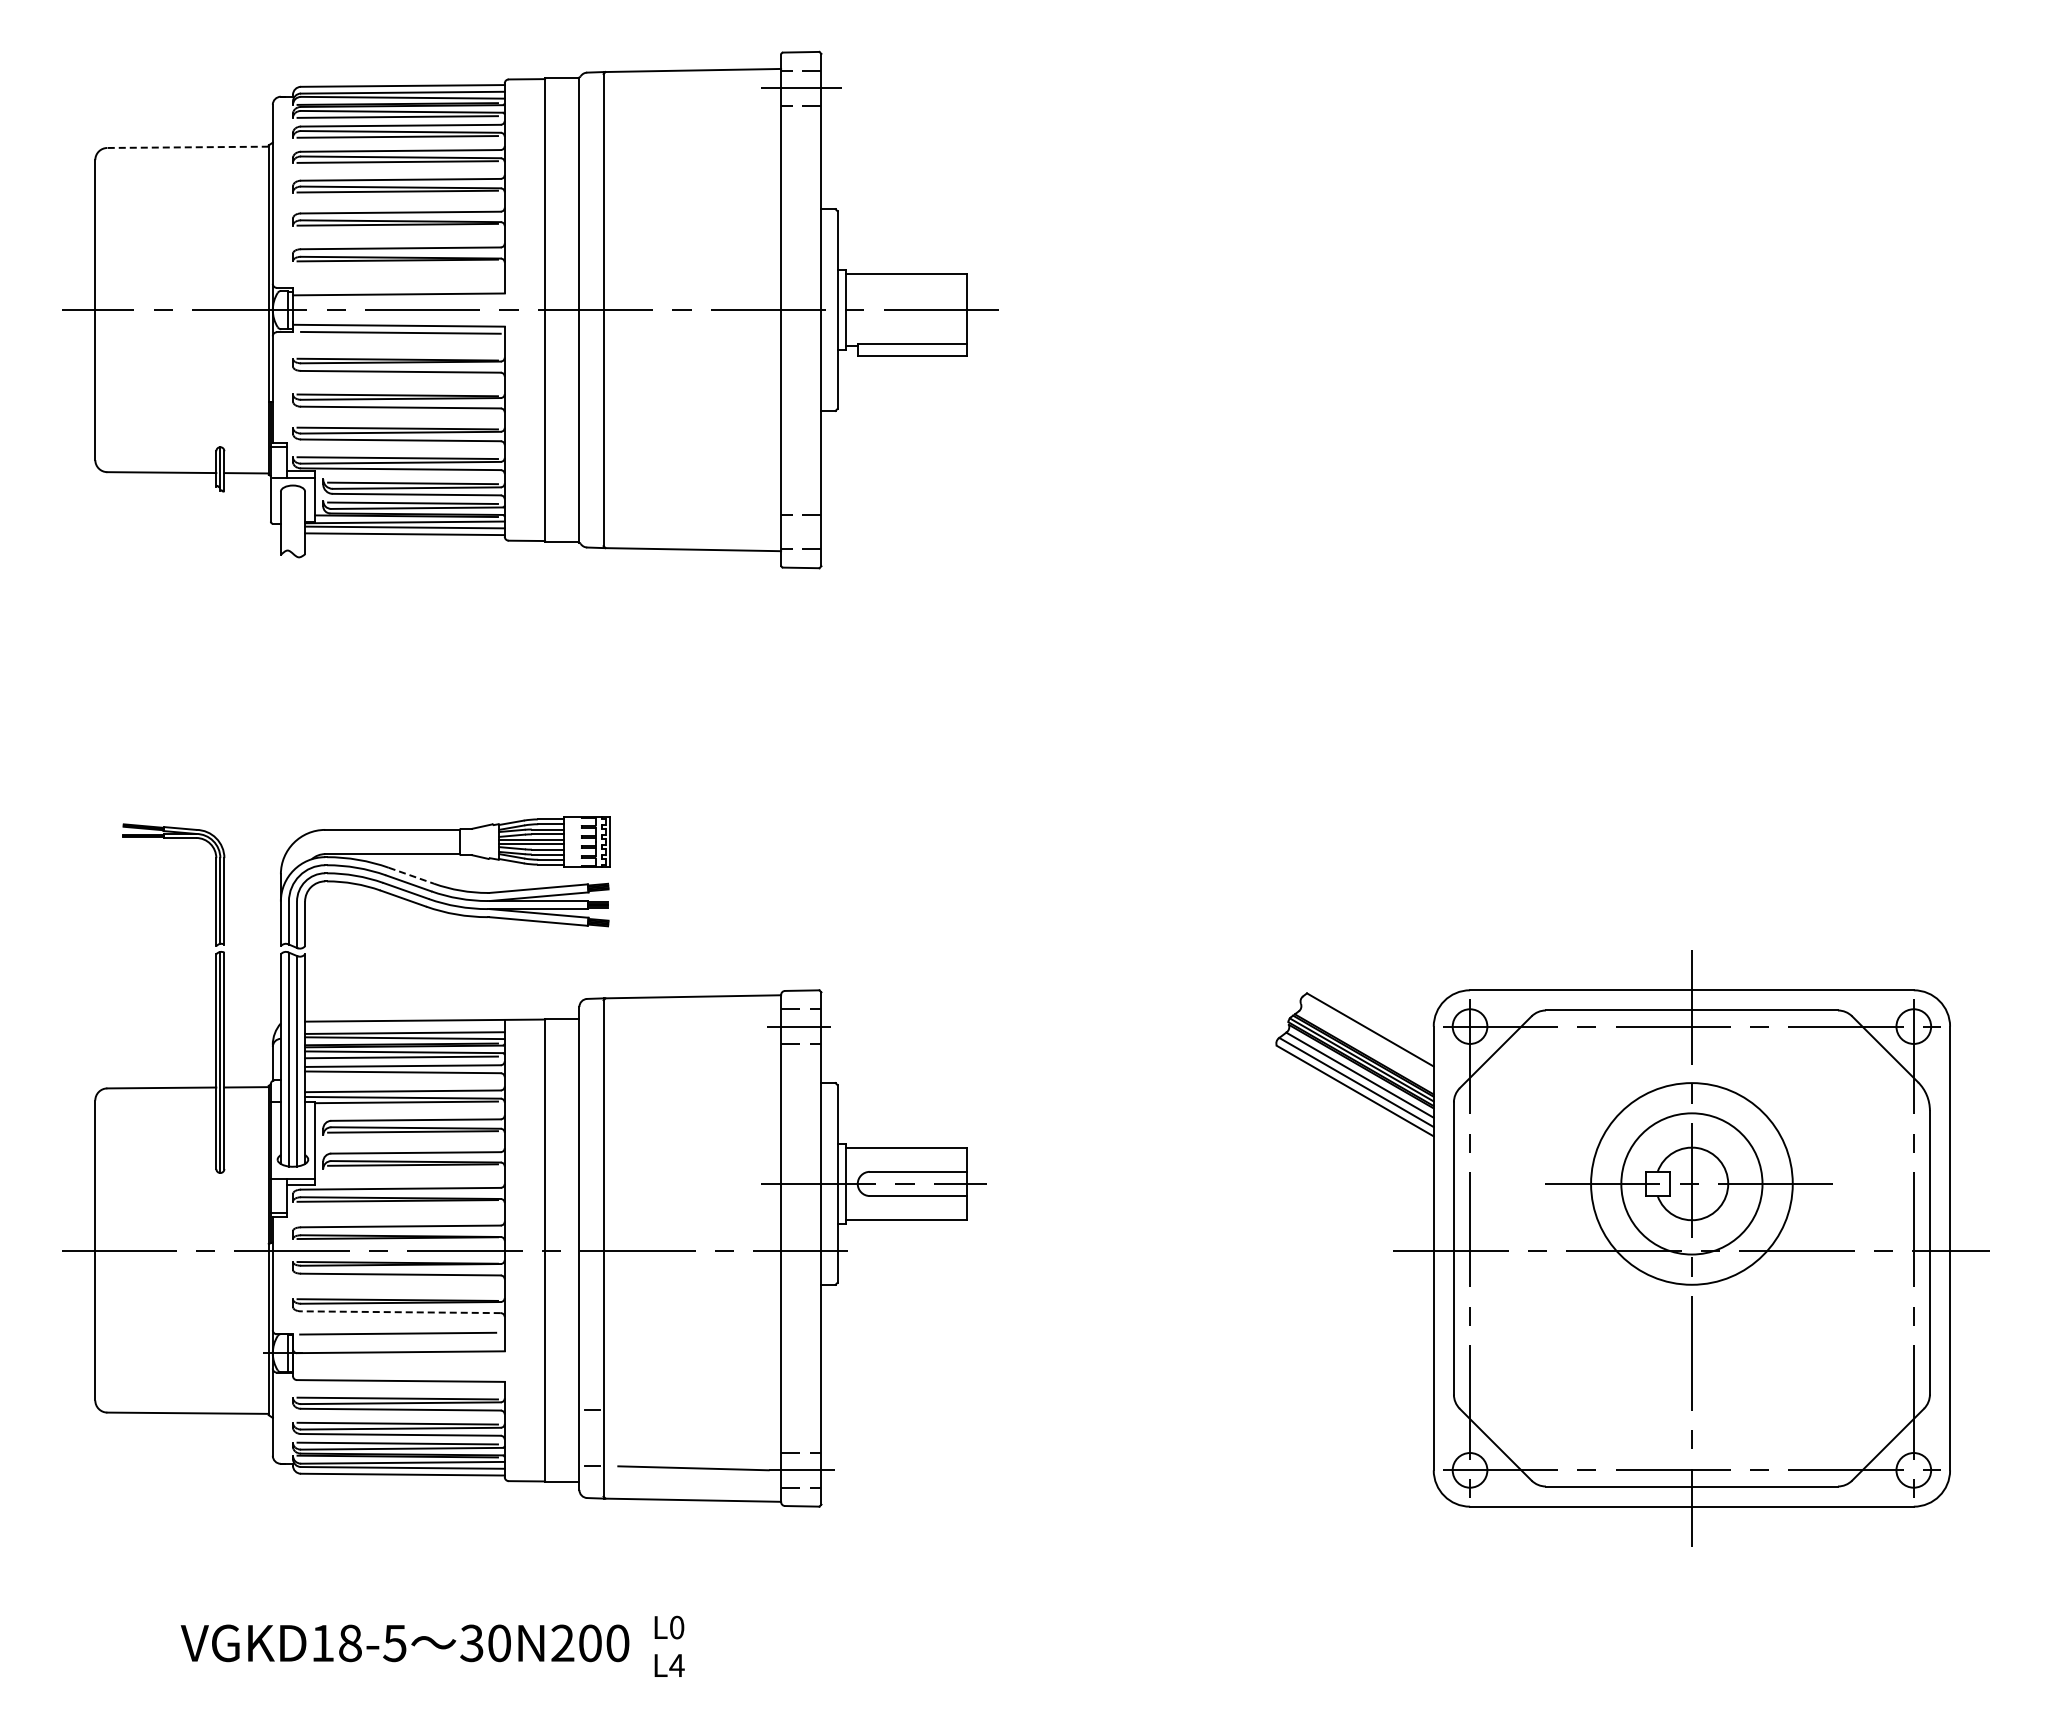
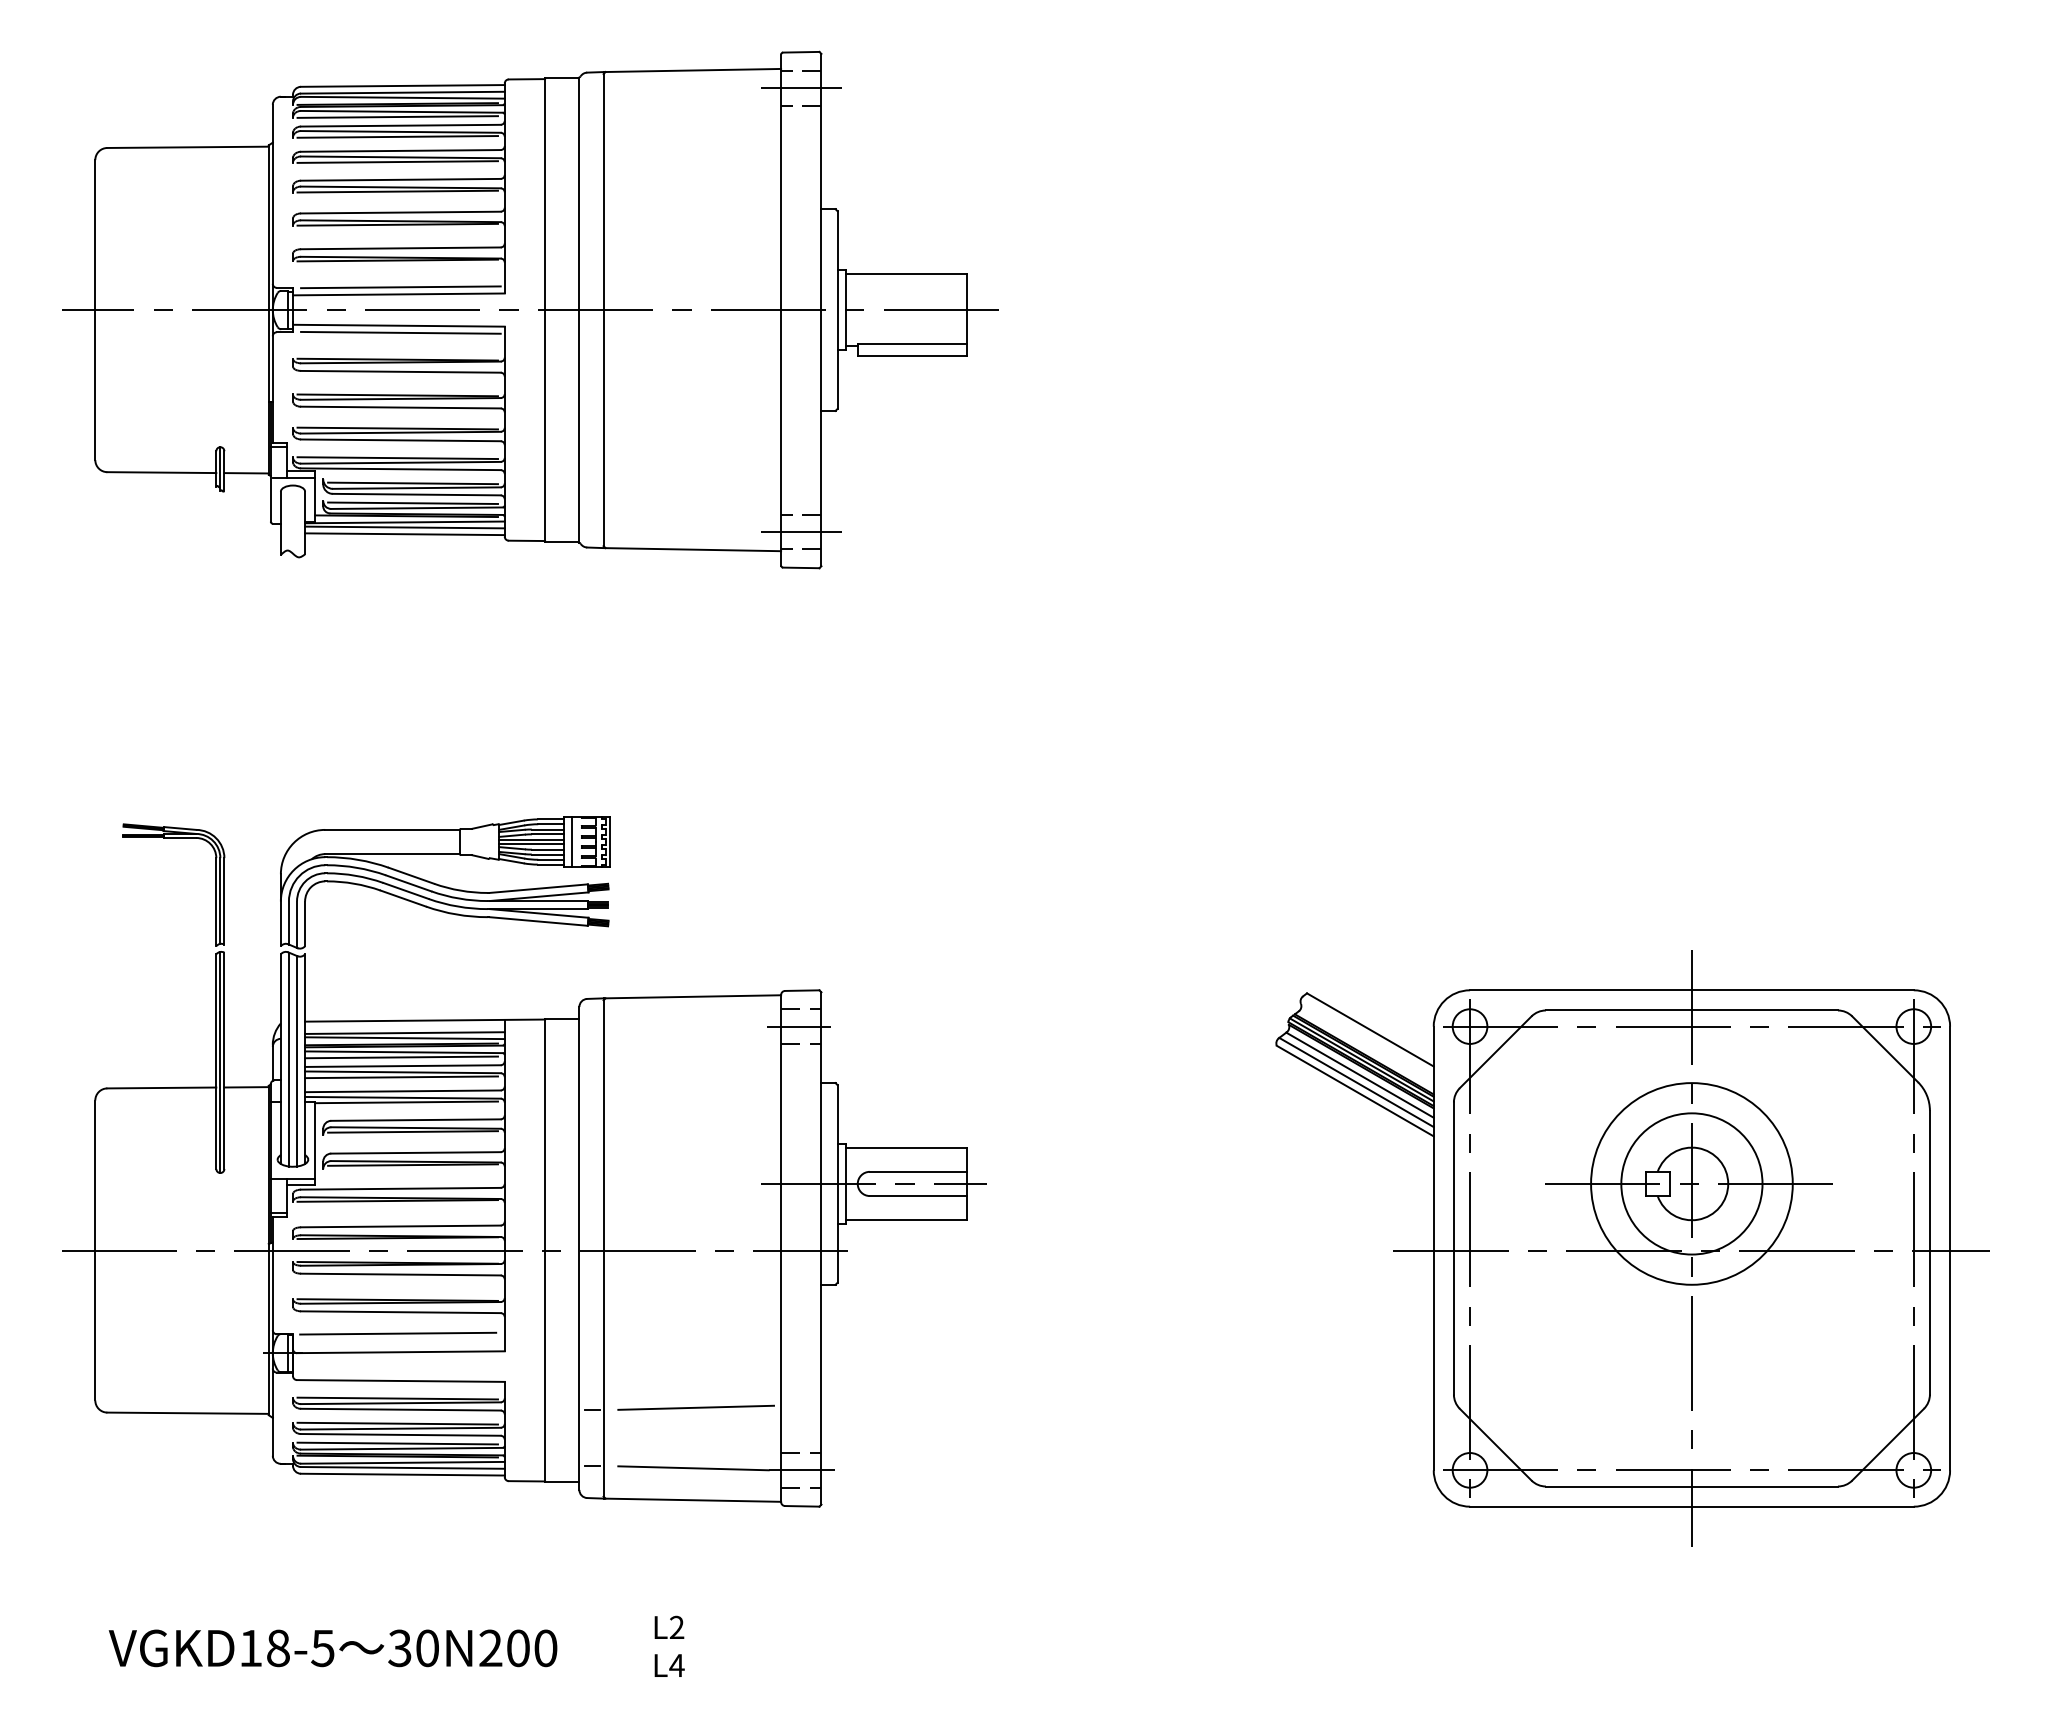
line: dashed -> solid (188, 147)
line: none -> present (400, 287)
line: none -> present (800, 531)
line: none -> present (571, 841)
line: dashed -> solid (411, 875)
line: none -> present (401, 1077)
line: dashed -> solid (400, 1312)
line: none -> present (696, 1407)
text: L0 -> L2 (676, 1627)
text position: (404, 1643) -> (332, 1648) (332, 1648)
